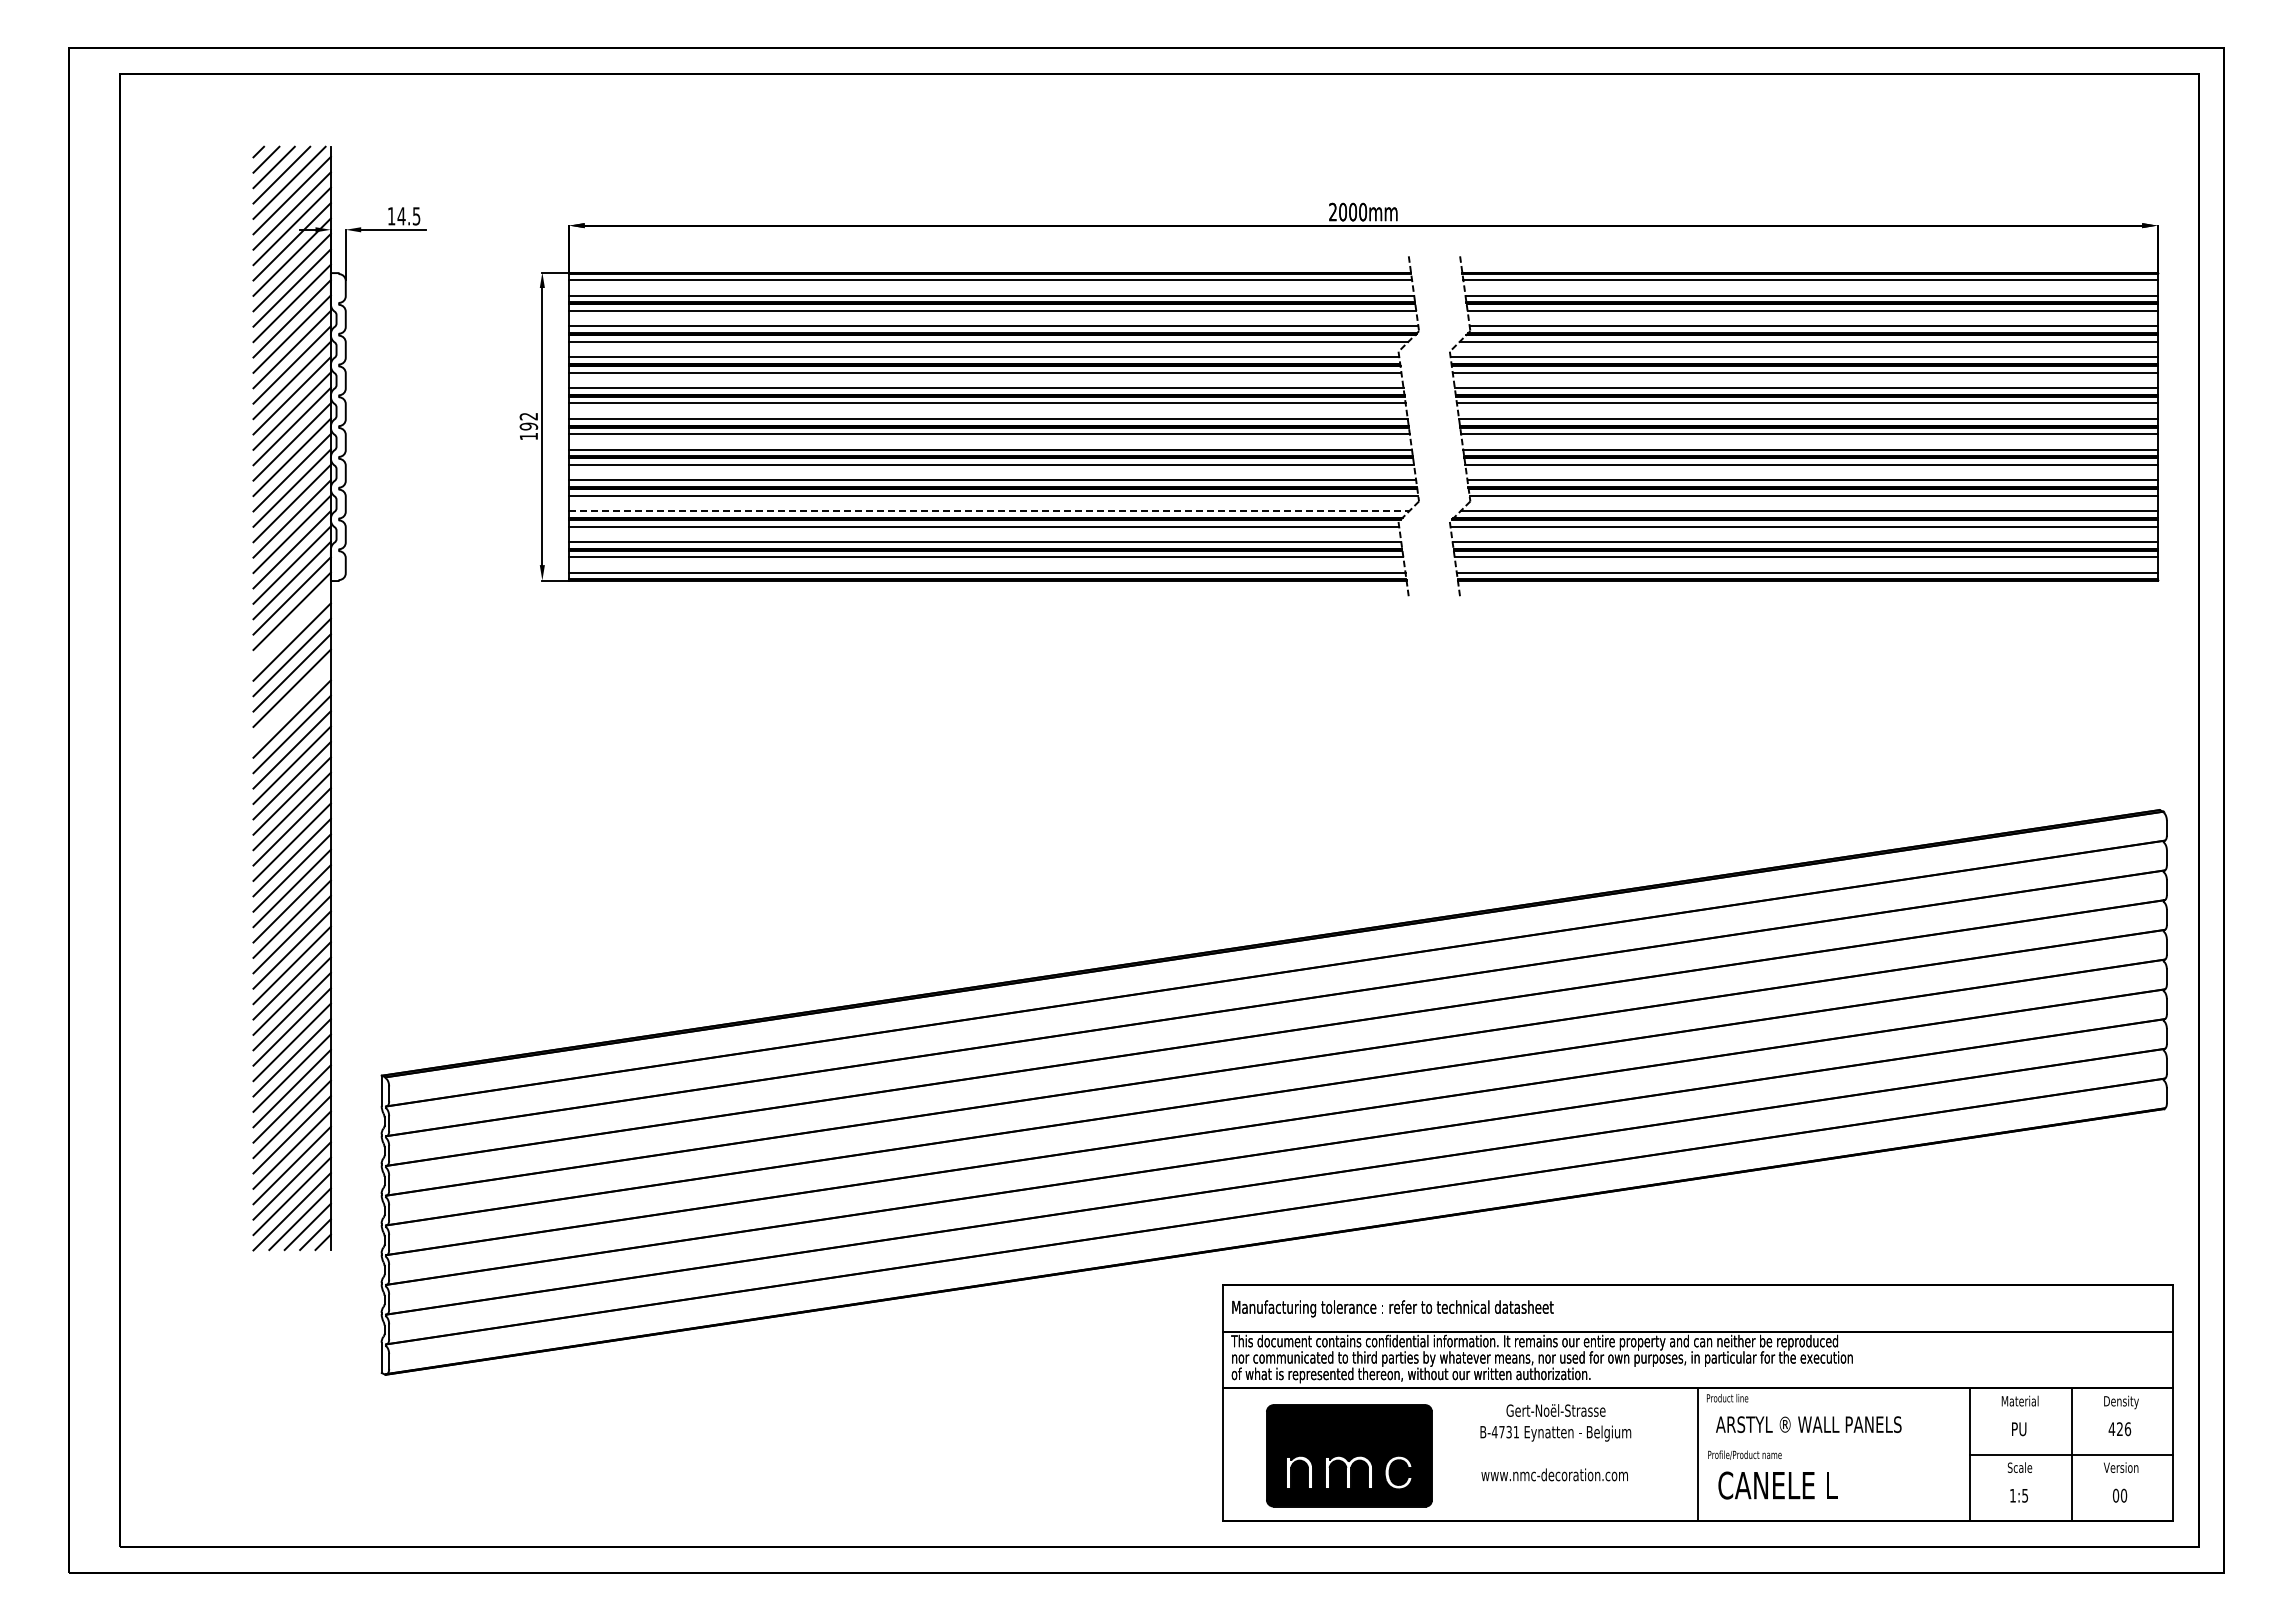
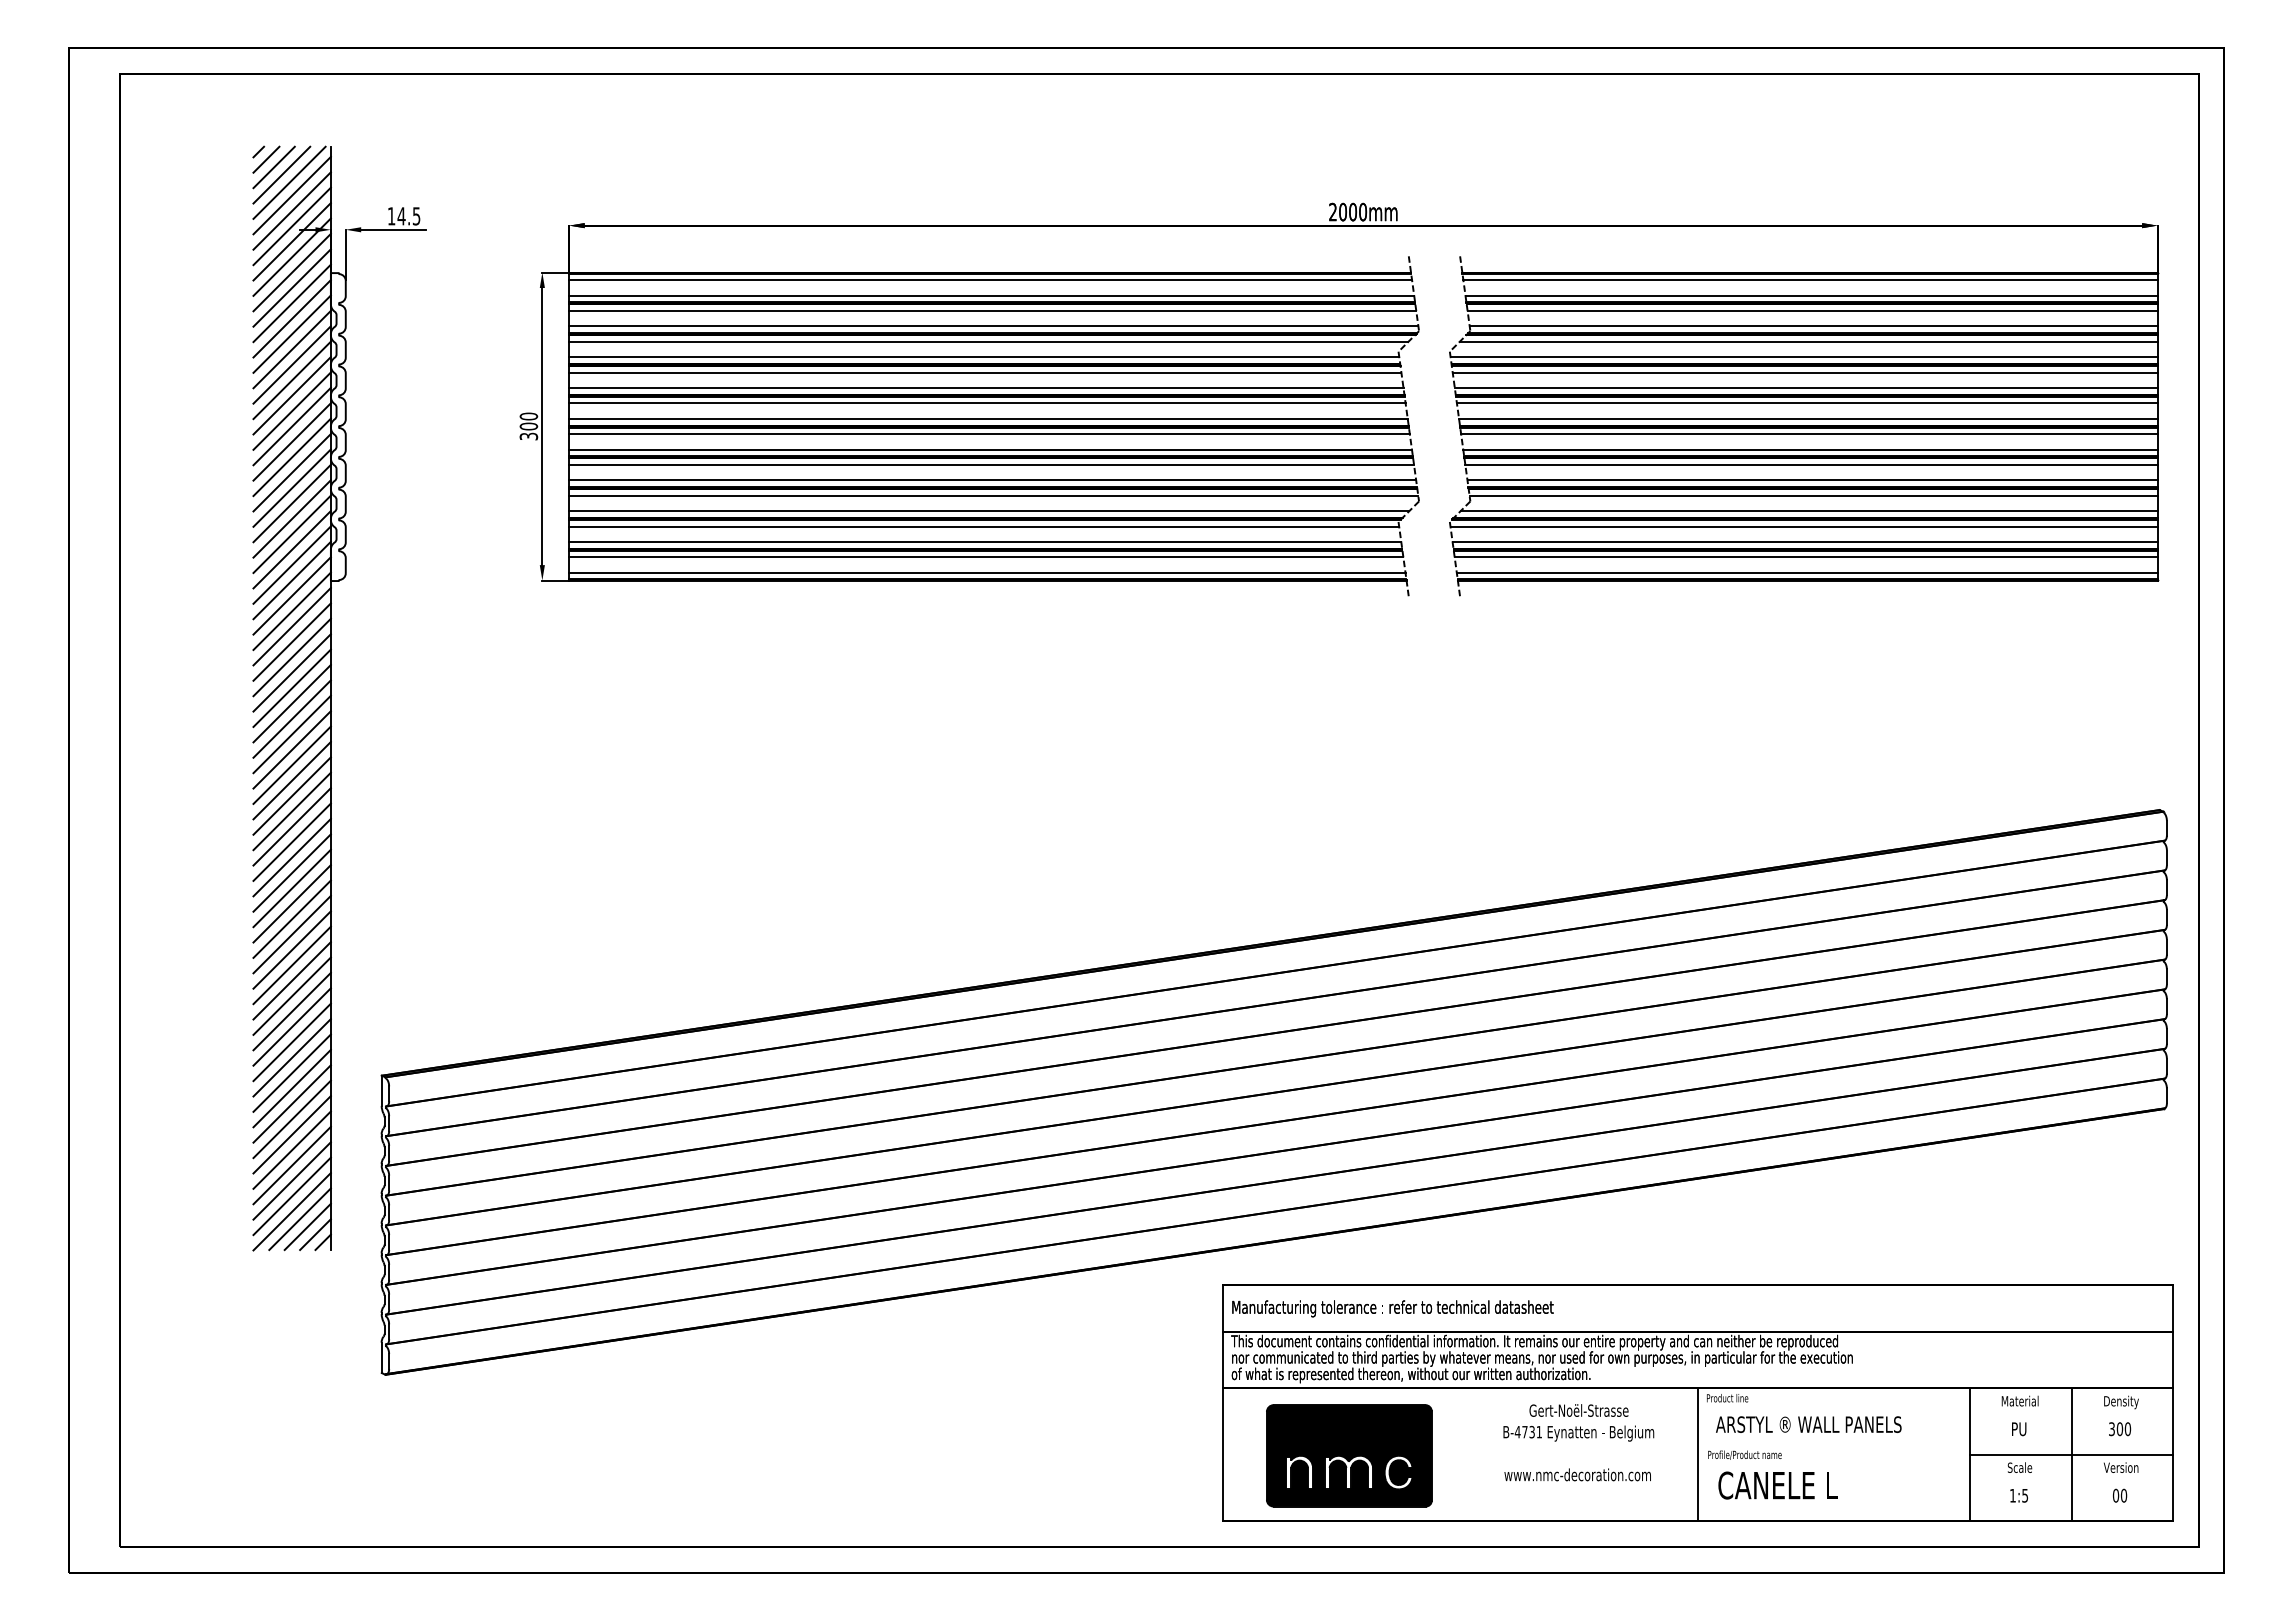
text: 192 -> 300 (528, 426)
line: dashed -> solid (989, 511)
line: none -> present (291, 626)
line: none -> present (291, 703)
text: 426 -> 300 (2119, 1429)
text position: (1555, 1442) -> (1578, 1442) (1578, 1442)
